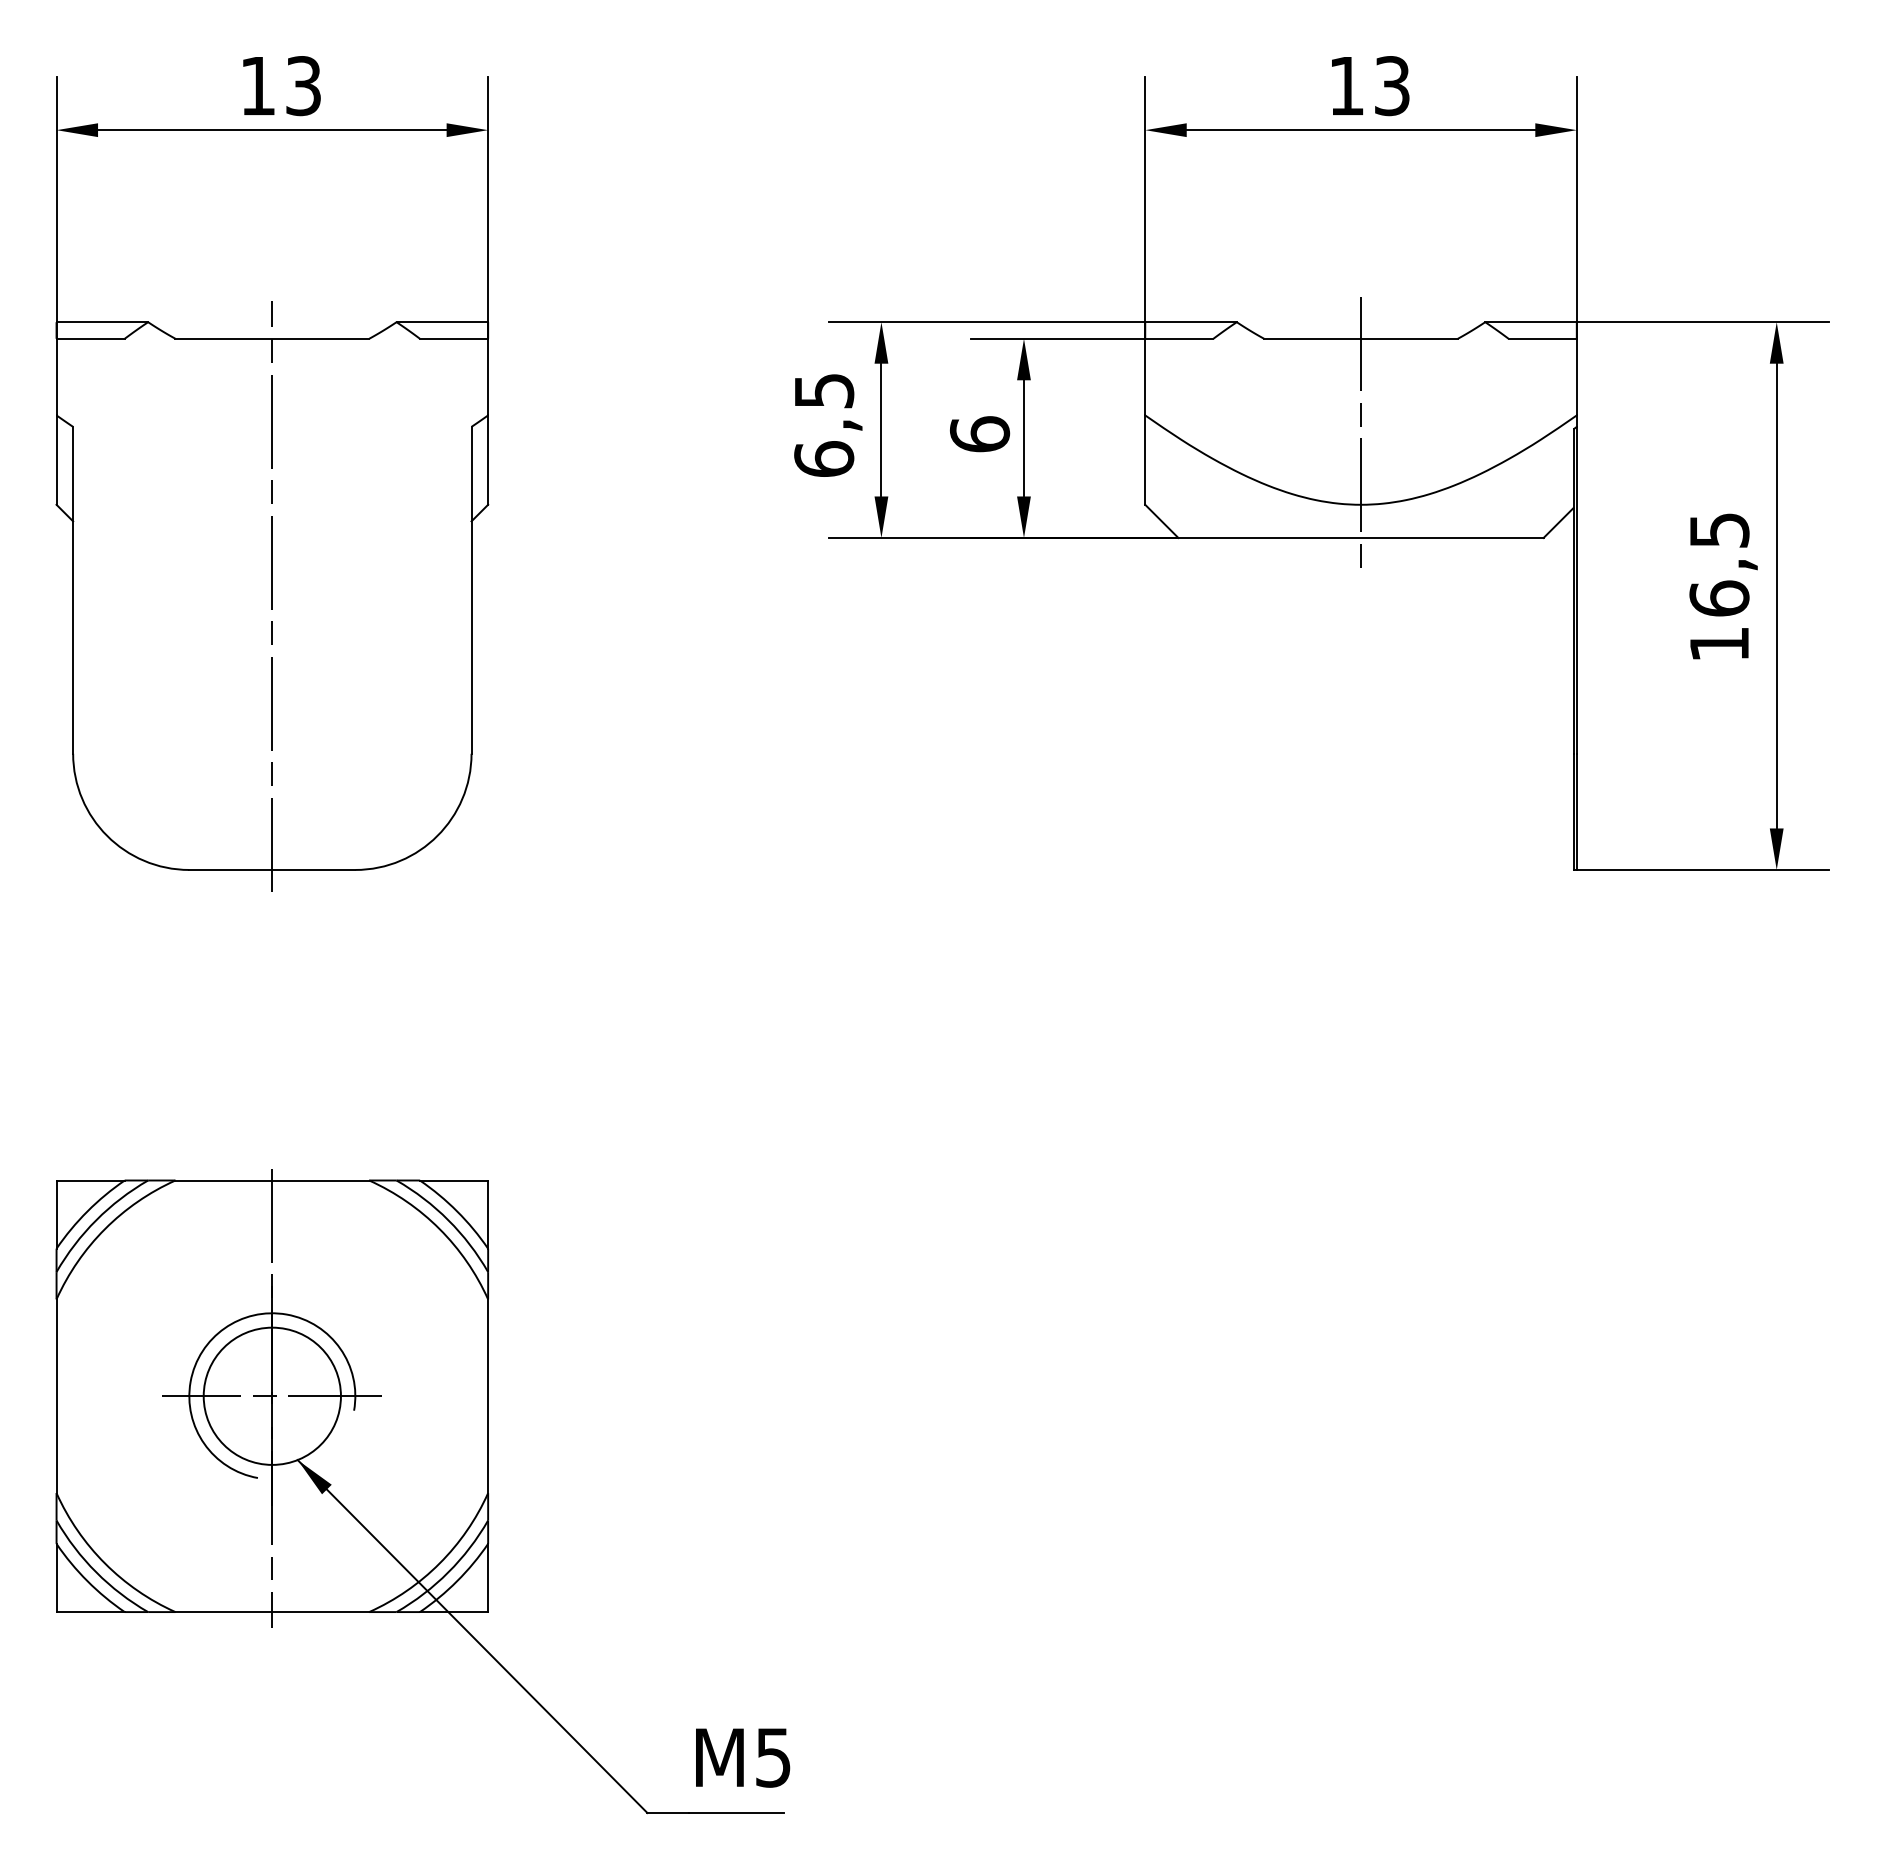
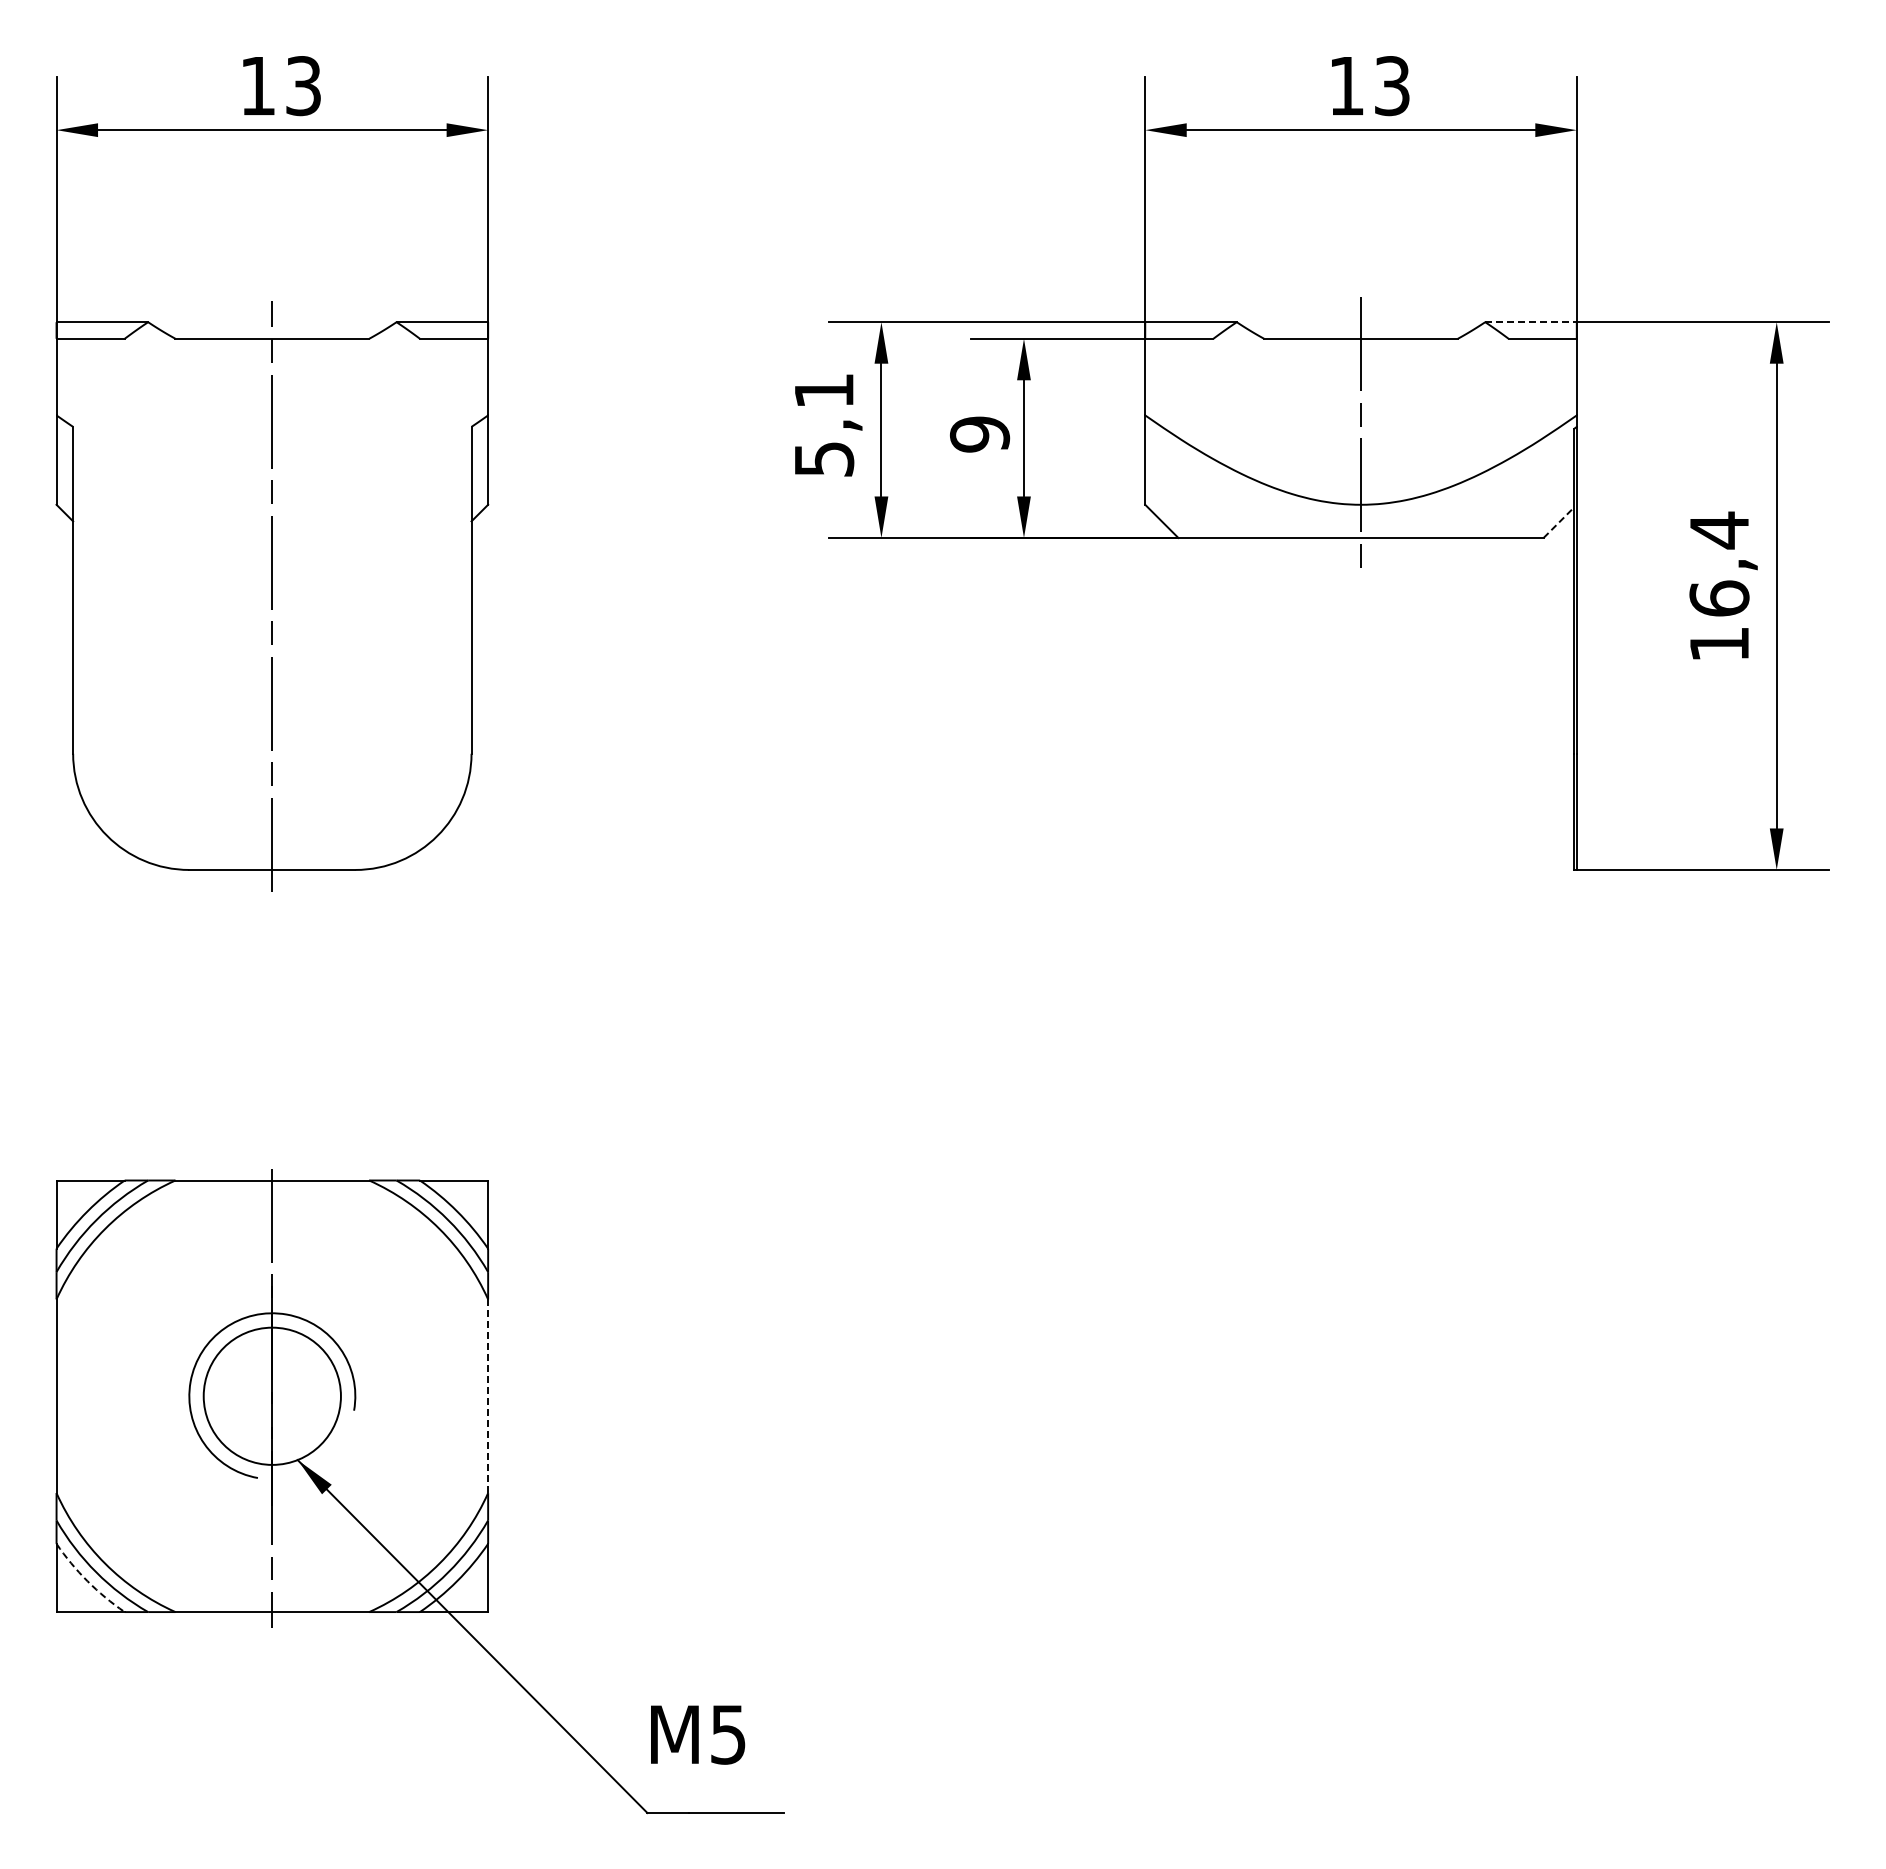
line: solid -> dashed (1531, 322)
text: 6,5 -> 5,1 (824, 425)
text: 6 -> 9 (979, 434)
line: solid -> dashed (1558, 522)
text: 16,5 -> 16,4 (1719, 530)
line: present -> none (272, 1396)
line: solid -> dashed (488, 1396)
arc: solid -> dashed (87, 1581)
text position: (743, 1757) -> (698, 1734) (698, 1734)
